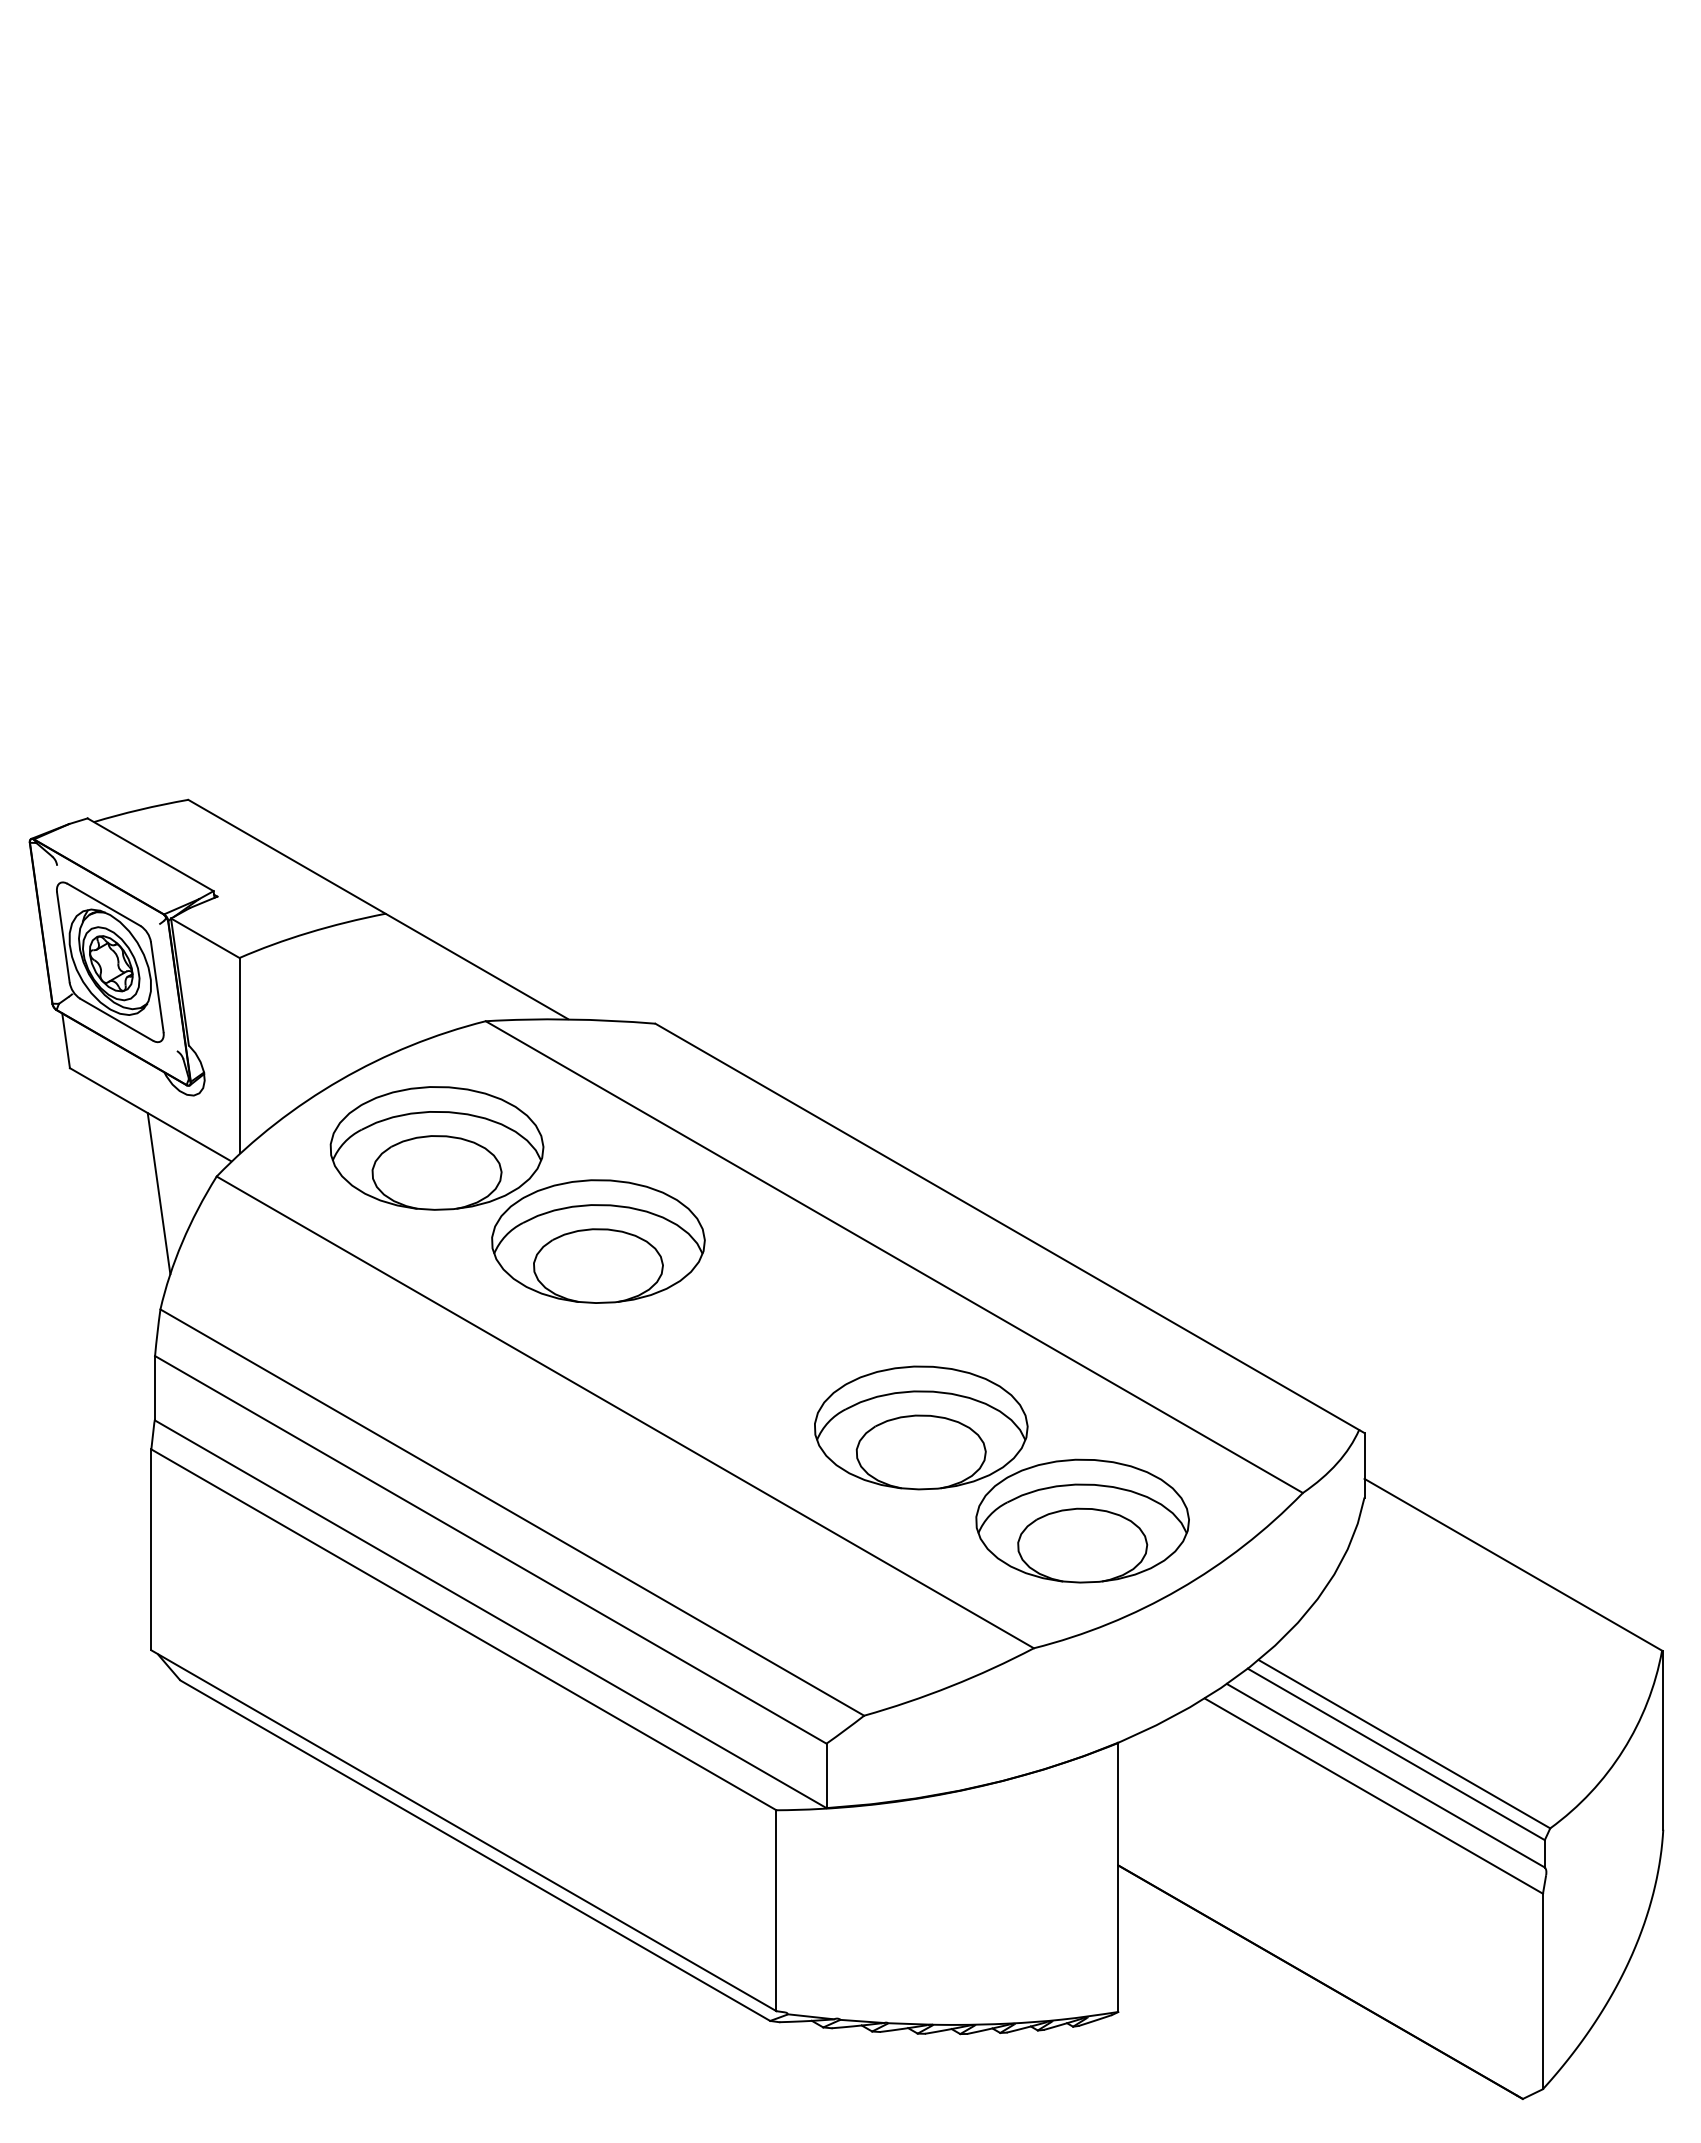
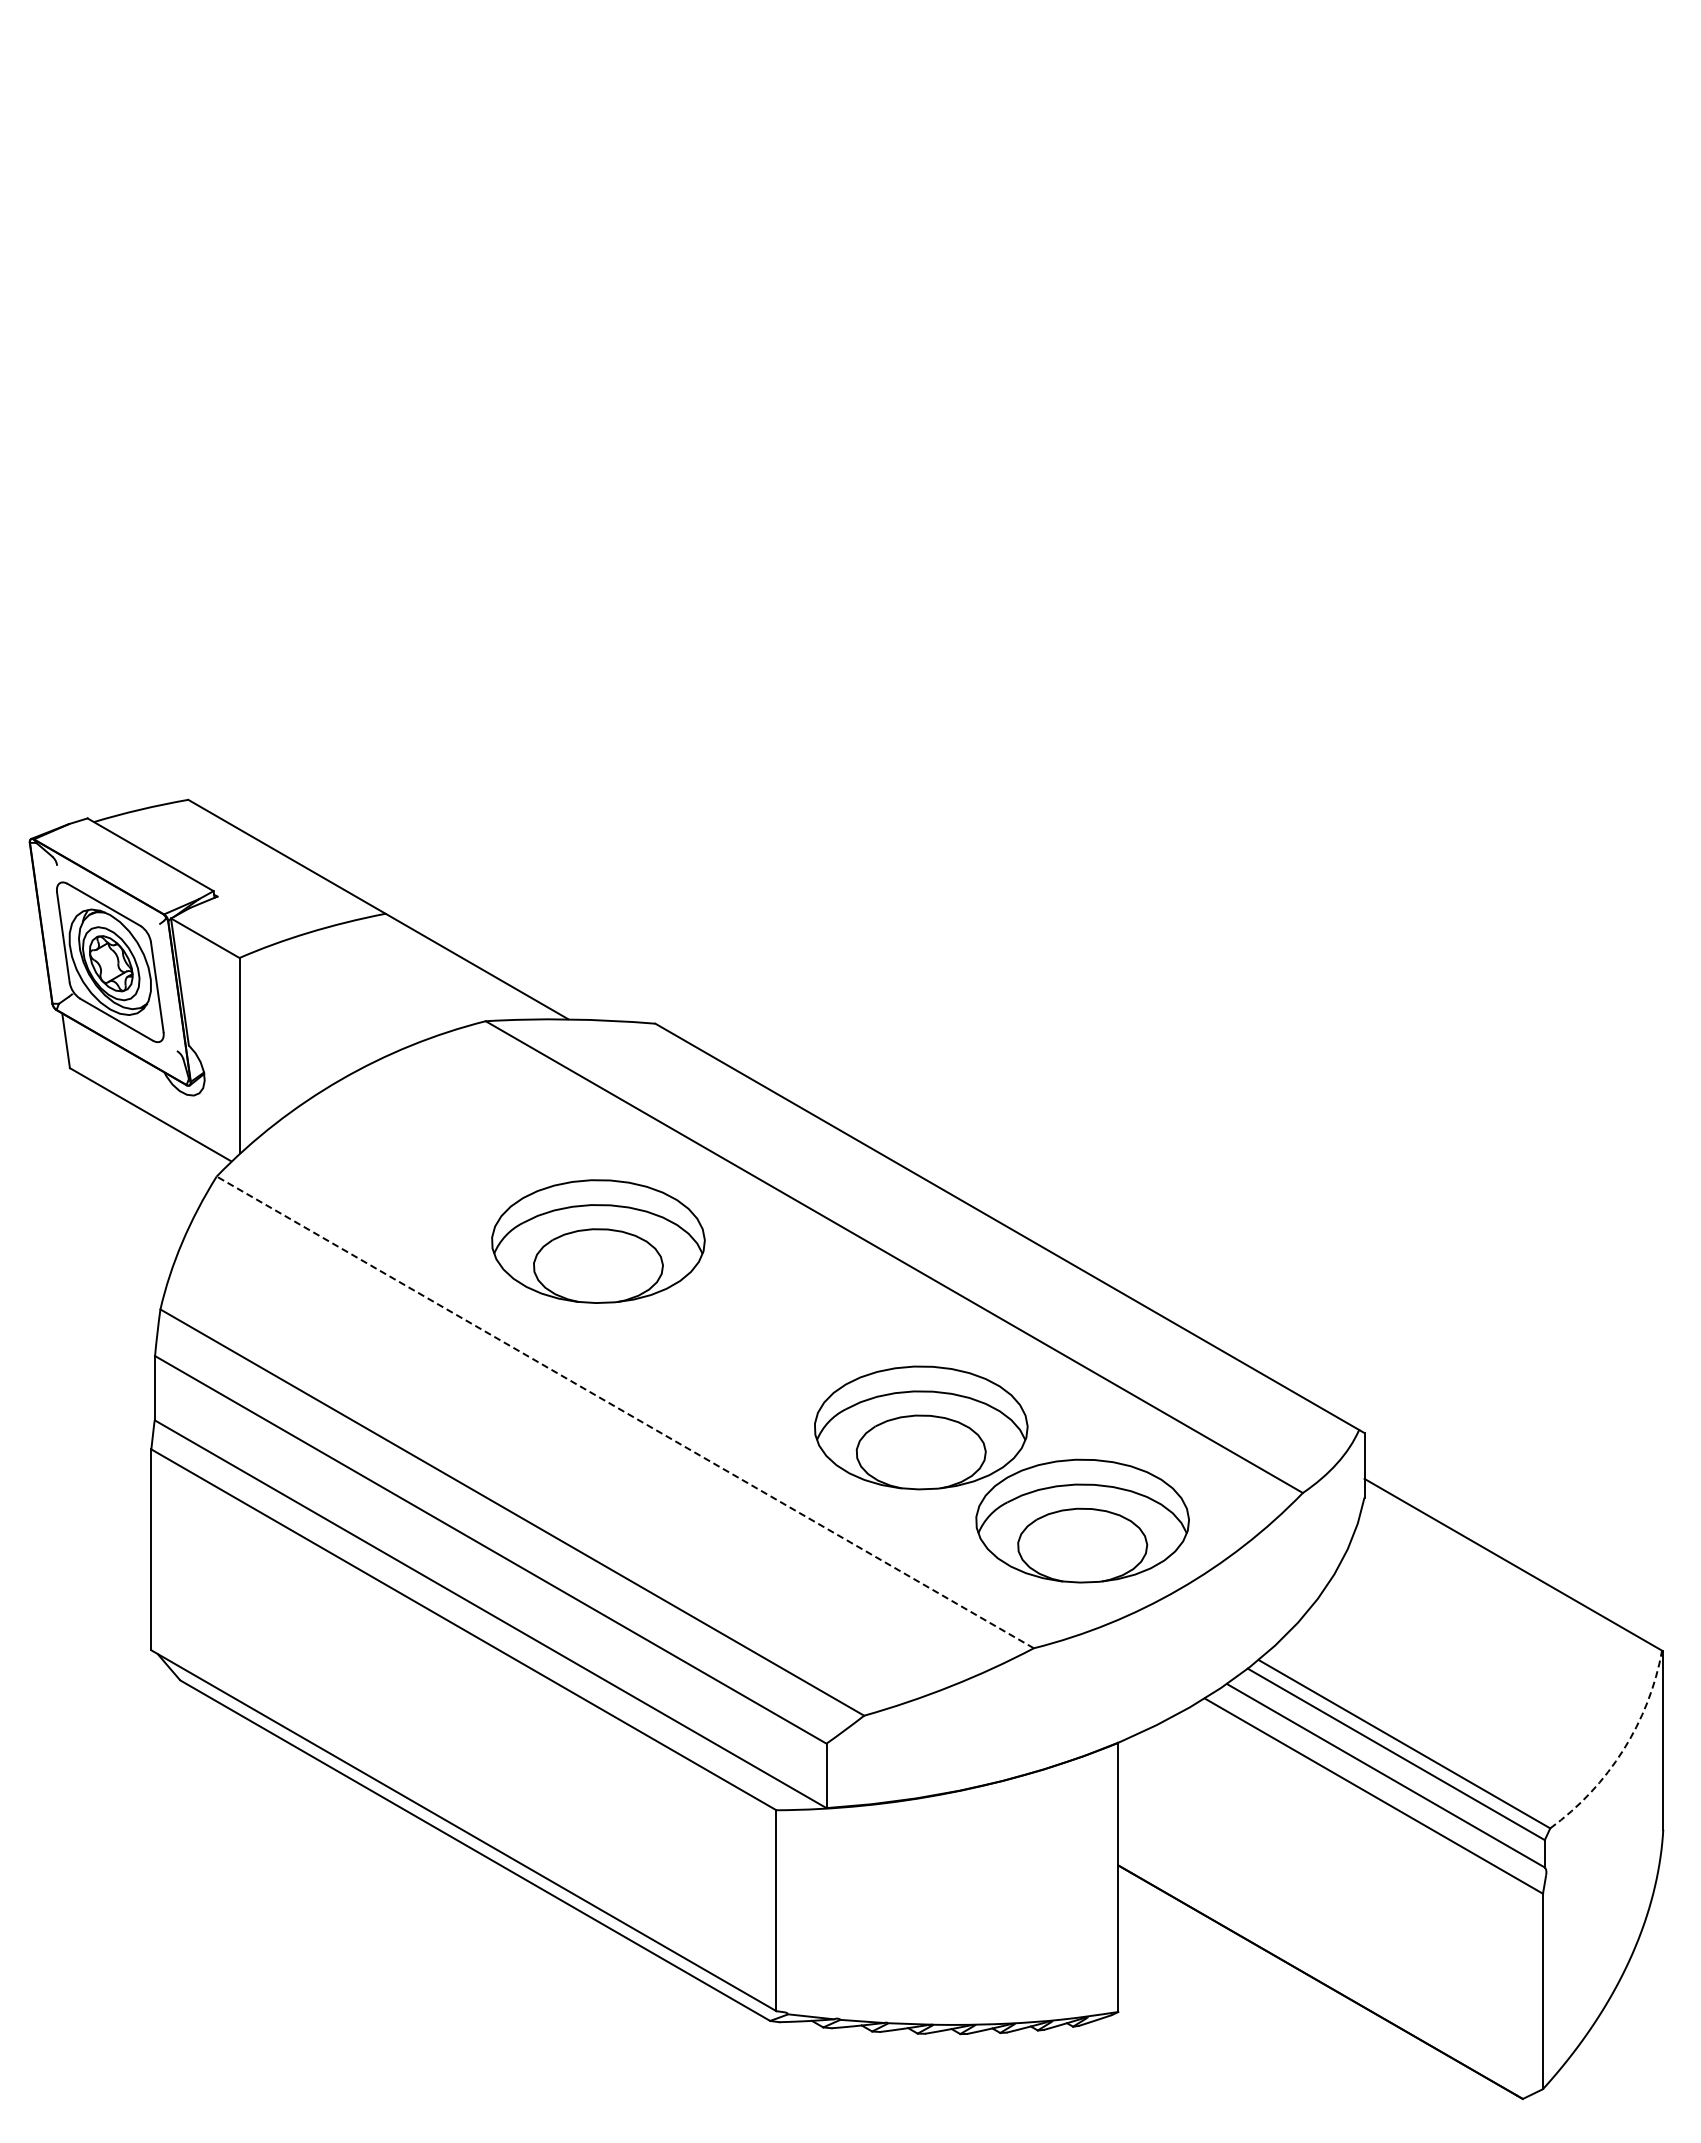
part: present -> none (436, 1148)
line: present -> none (158, 1193)
line: solid -> dashed (625, 1412)
arc: solid -> dashed (1623, 1750)
